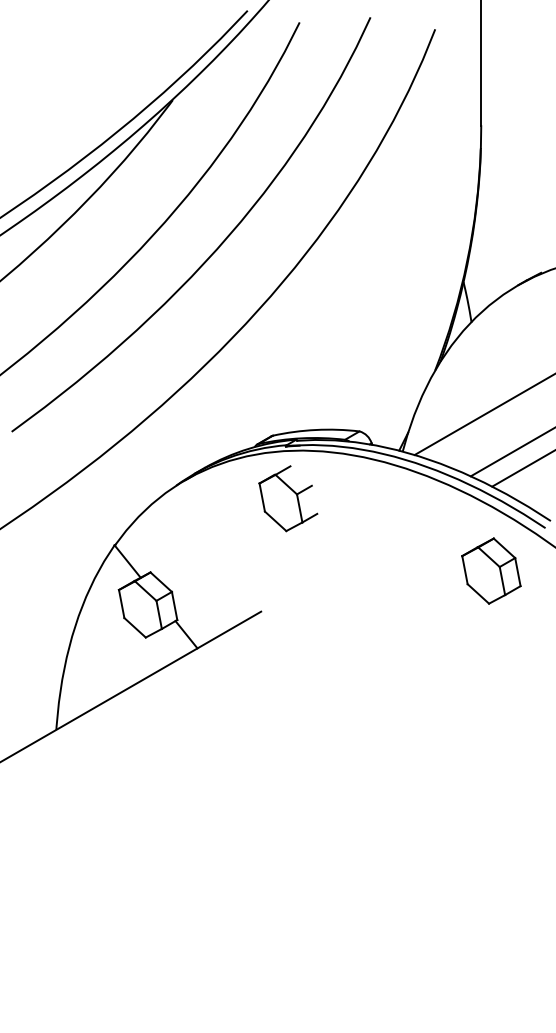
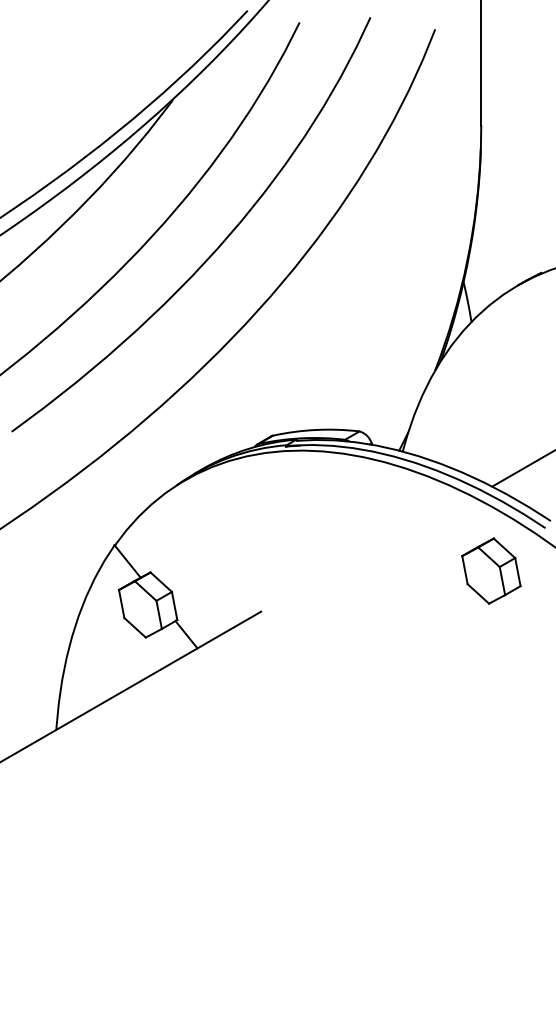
line: present -> none (483, 414)
line: present -> none (511, 452)
part: present -> none (288, 498)
